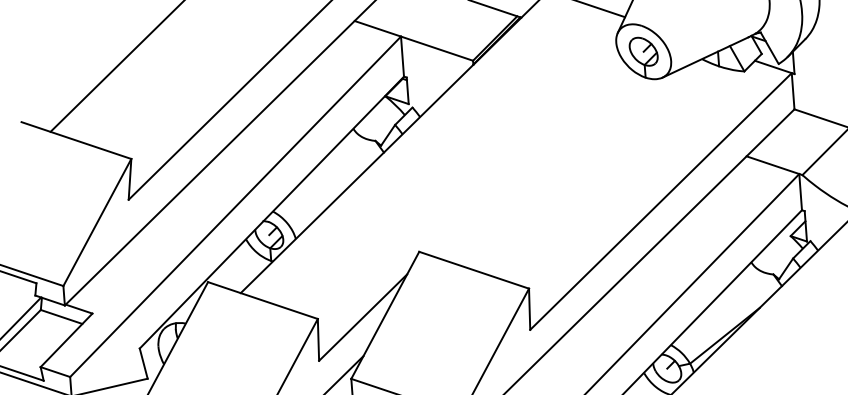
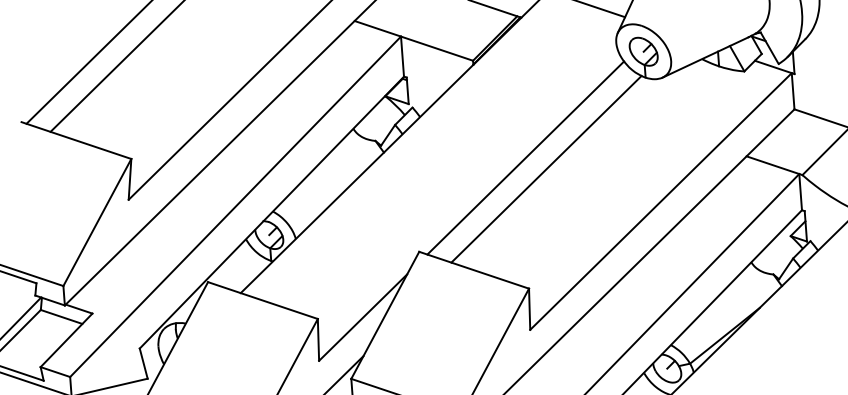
line: none -> present (88, 62)
line: none -> present (525, 157)
line: none -> present (546, 168)
